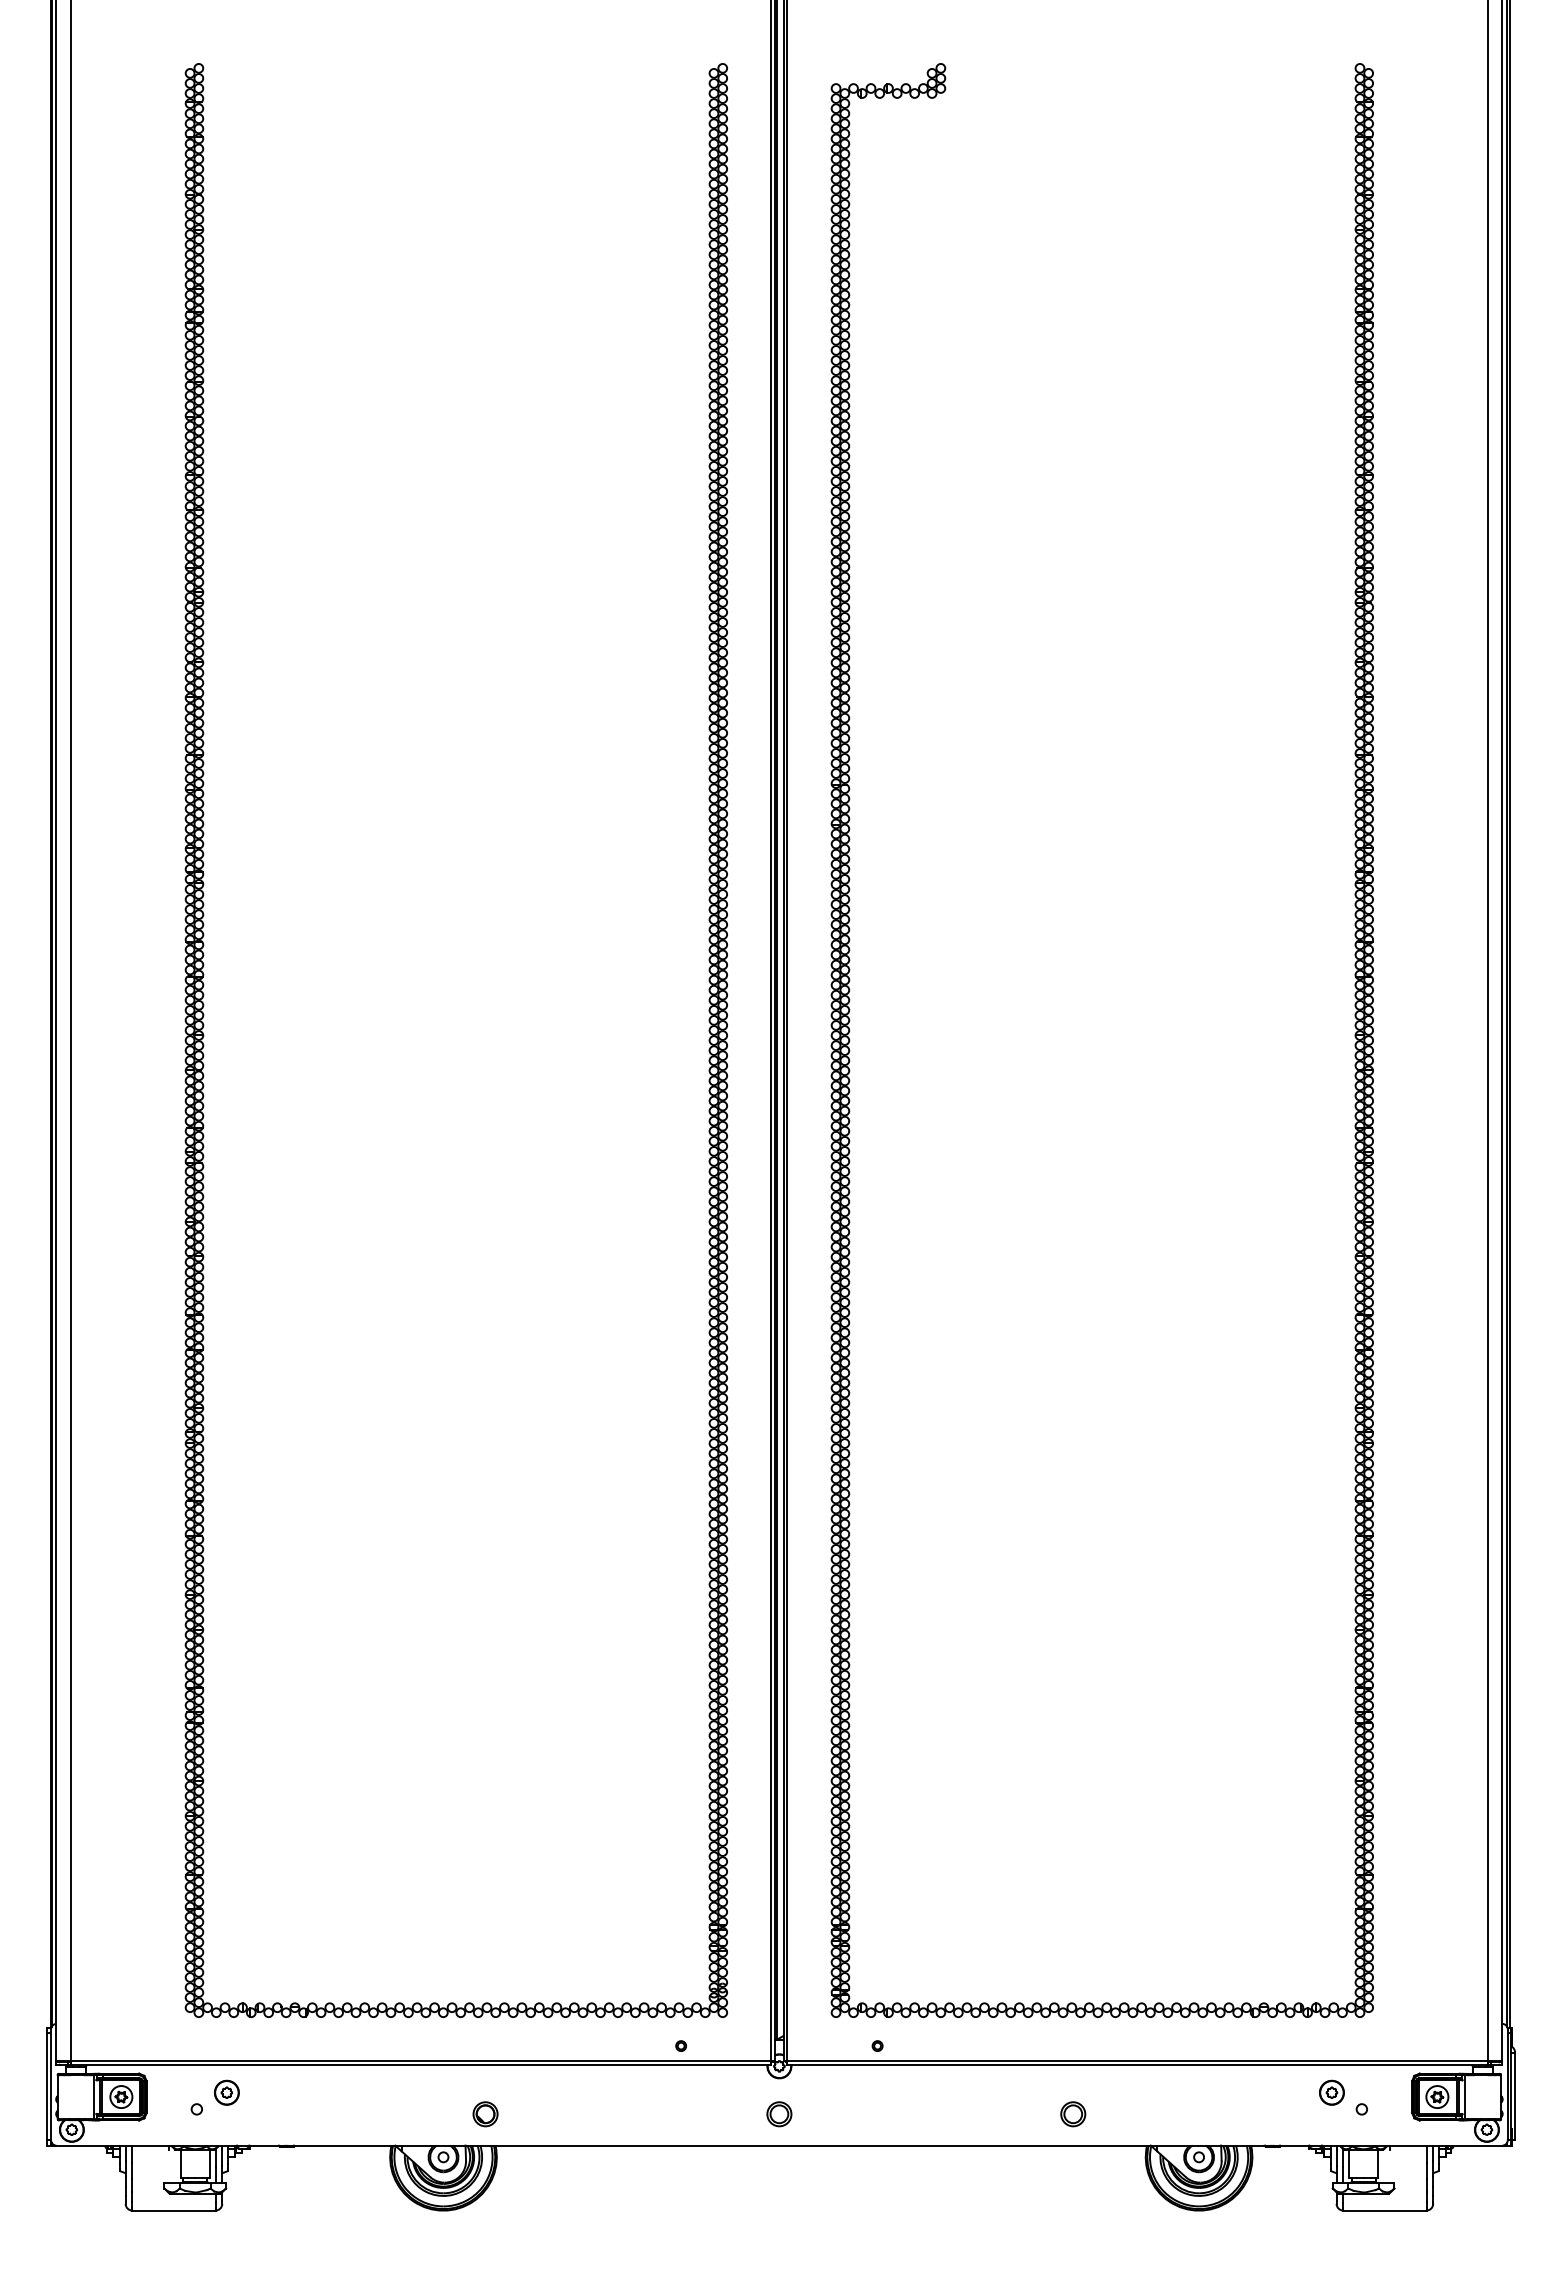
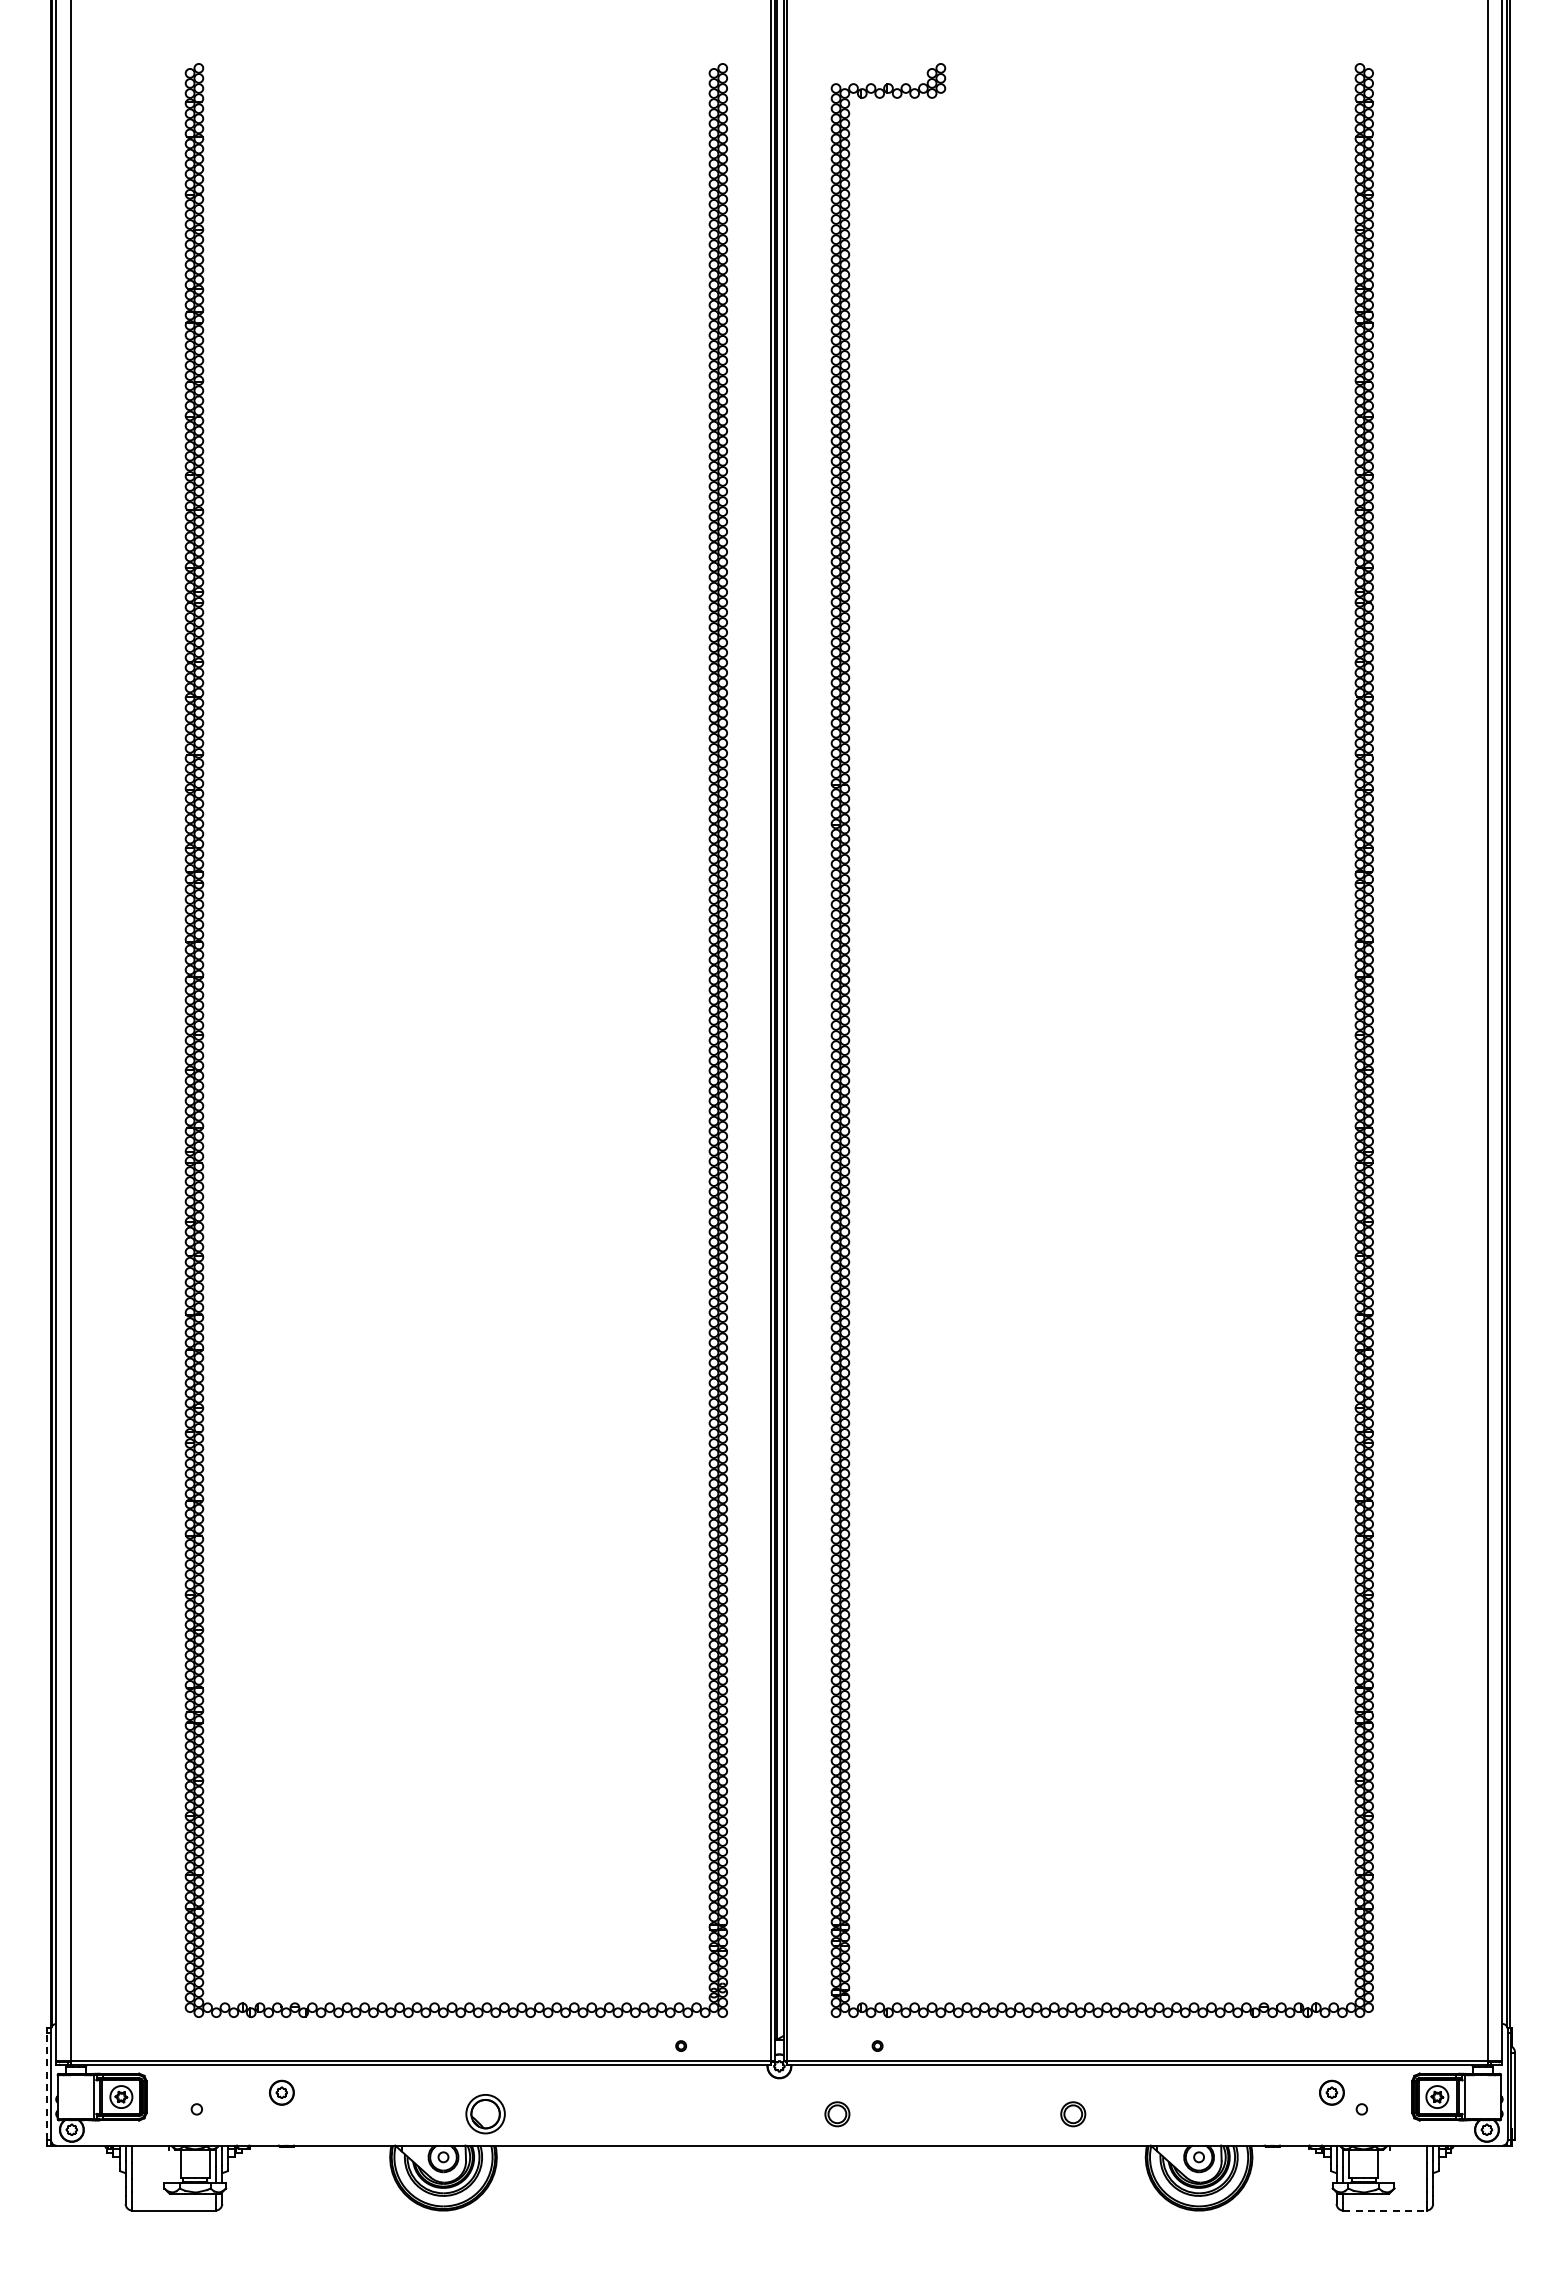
line: solid -> dashed (46, 2086)
part position: (226, 2092) -> (281, 2092) (281, 2092)
part size: 27x27 px -> 41x41 px (485, 2114)
part position: (779, 2114) -> (837, 2114) (837, 2114)
line: solid -> dashed (1384, 2210)
